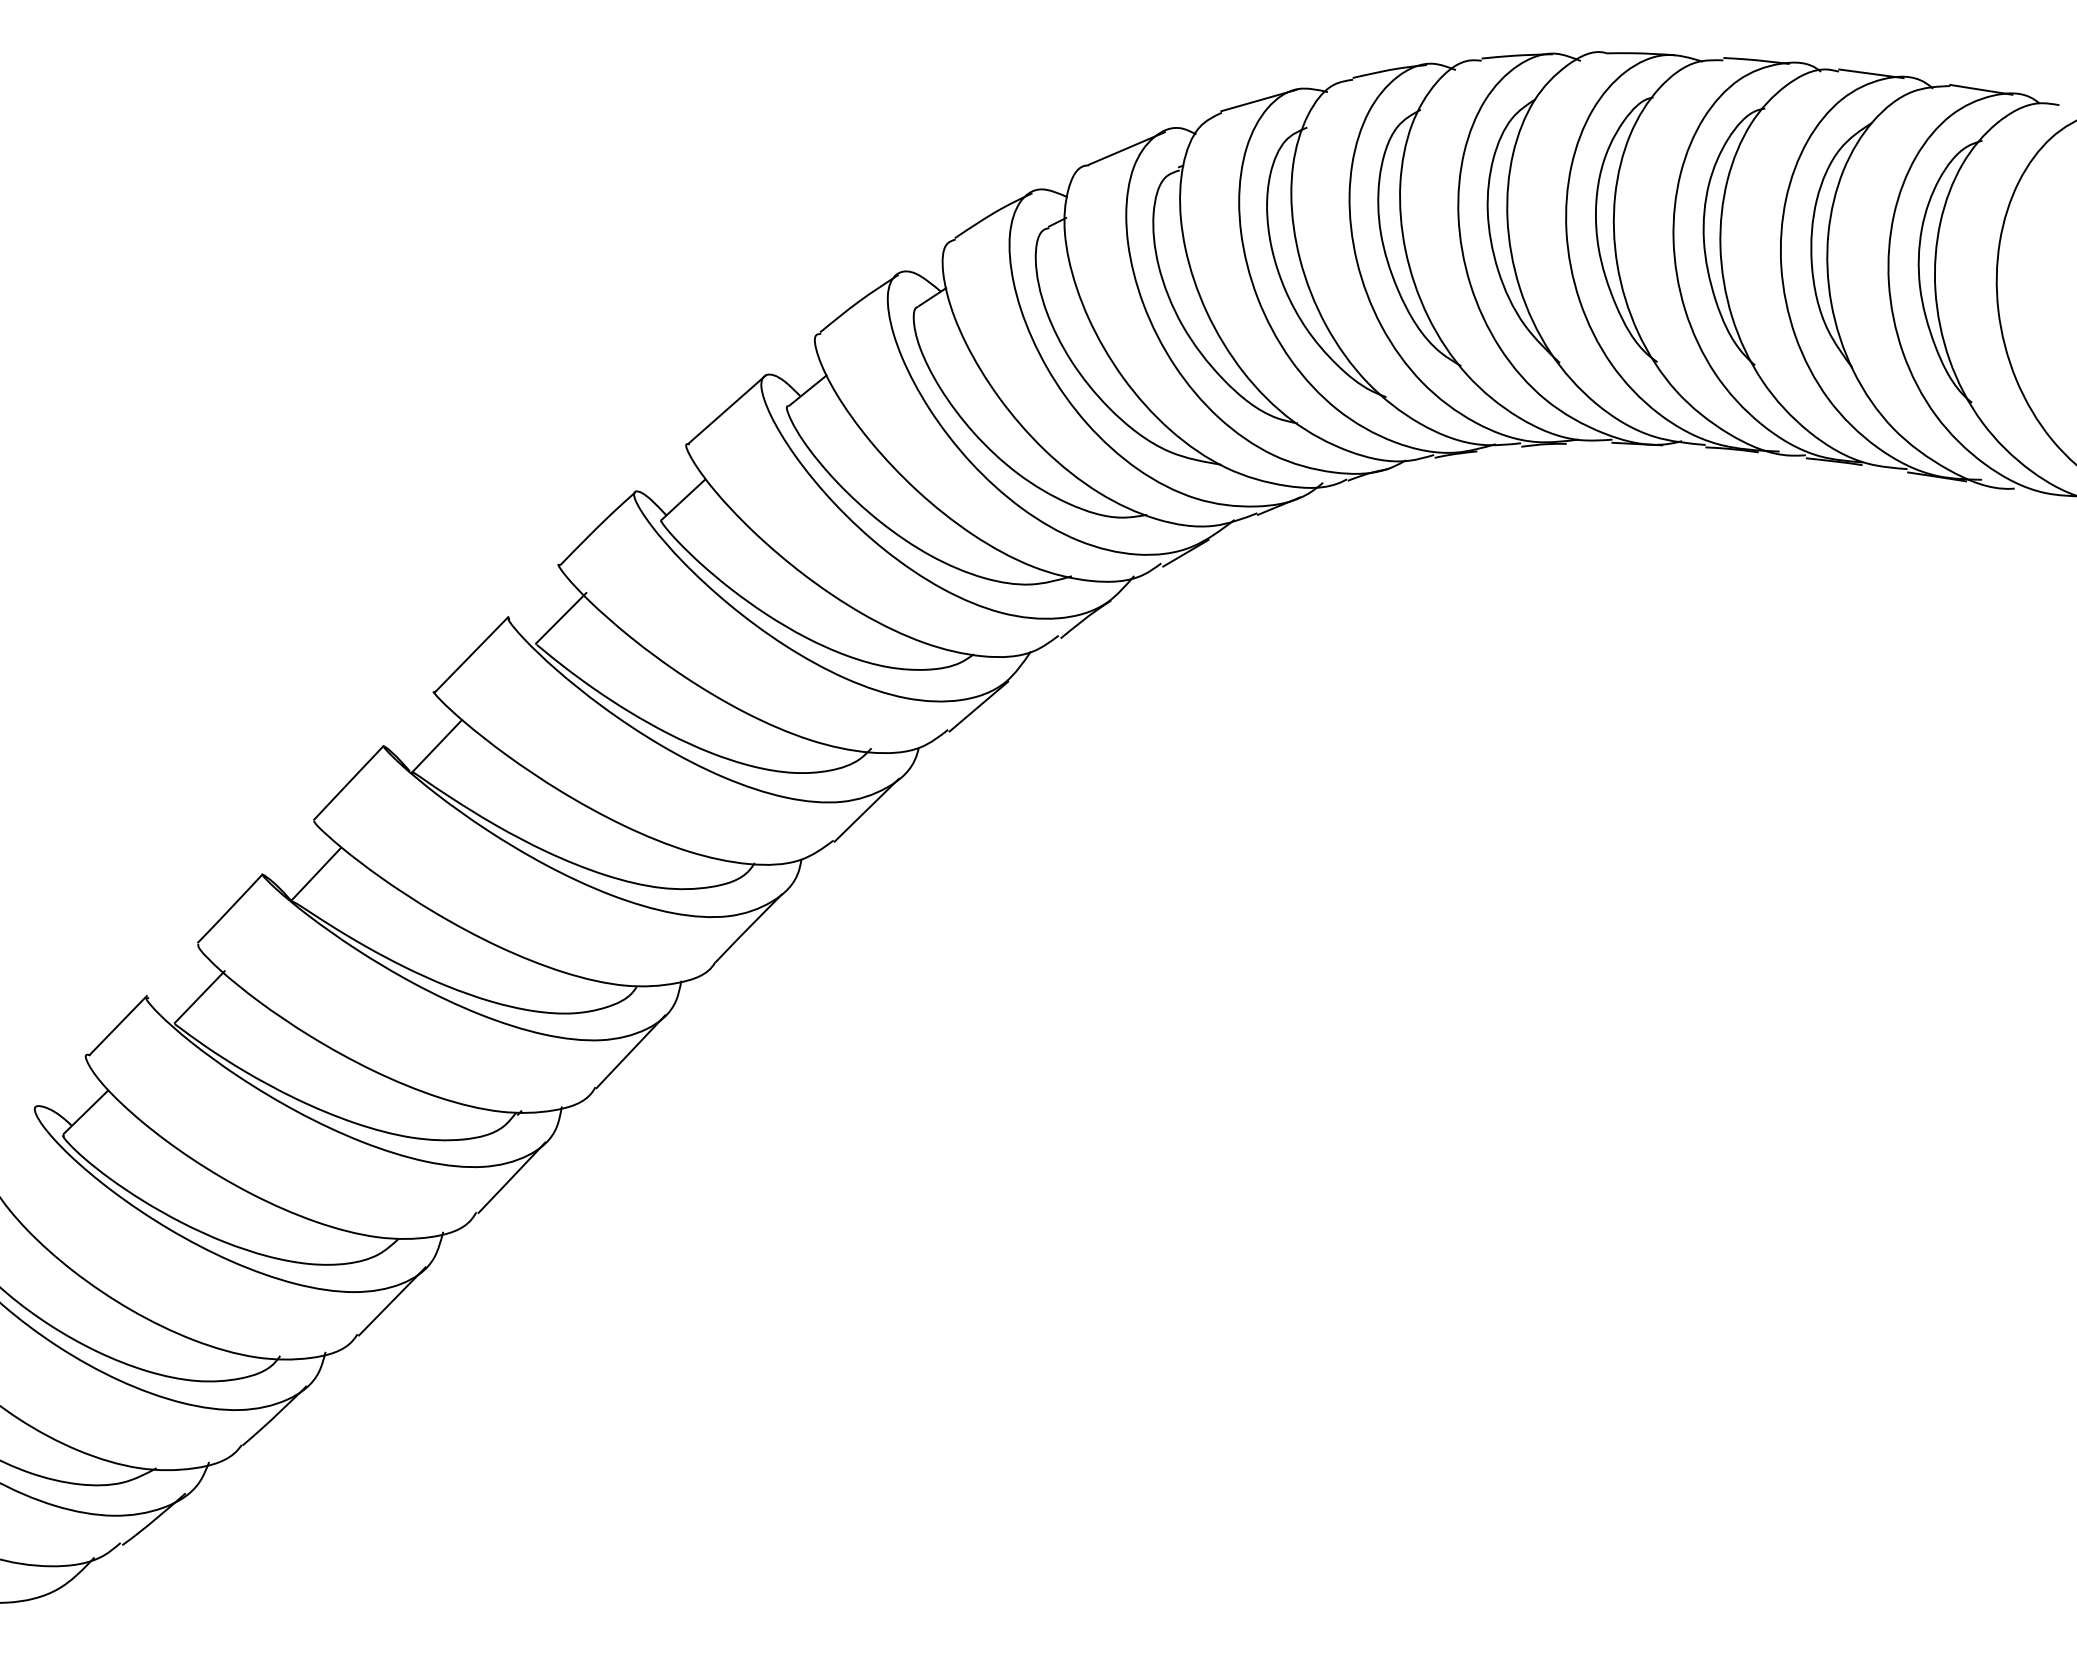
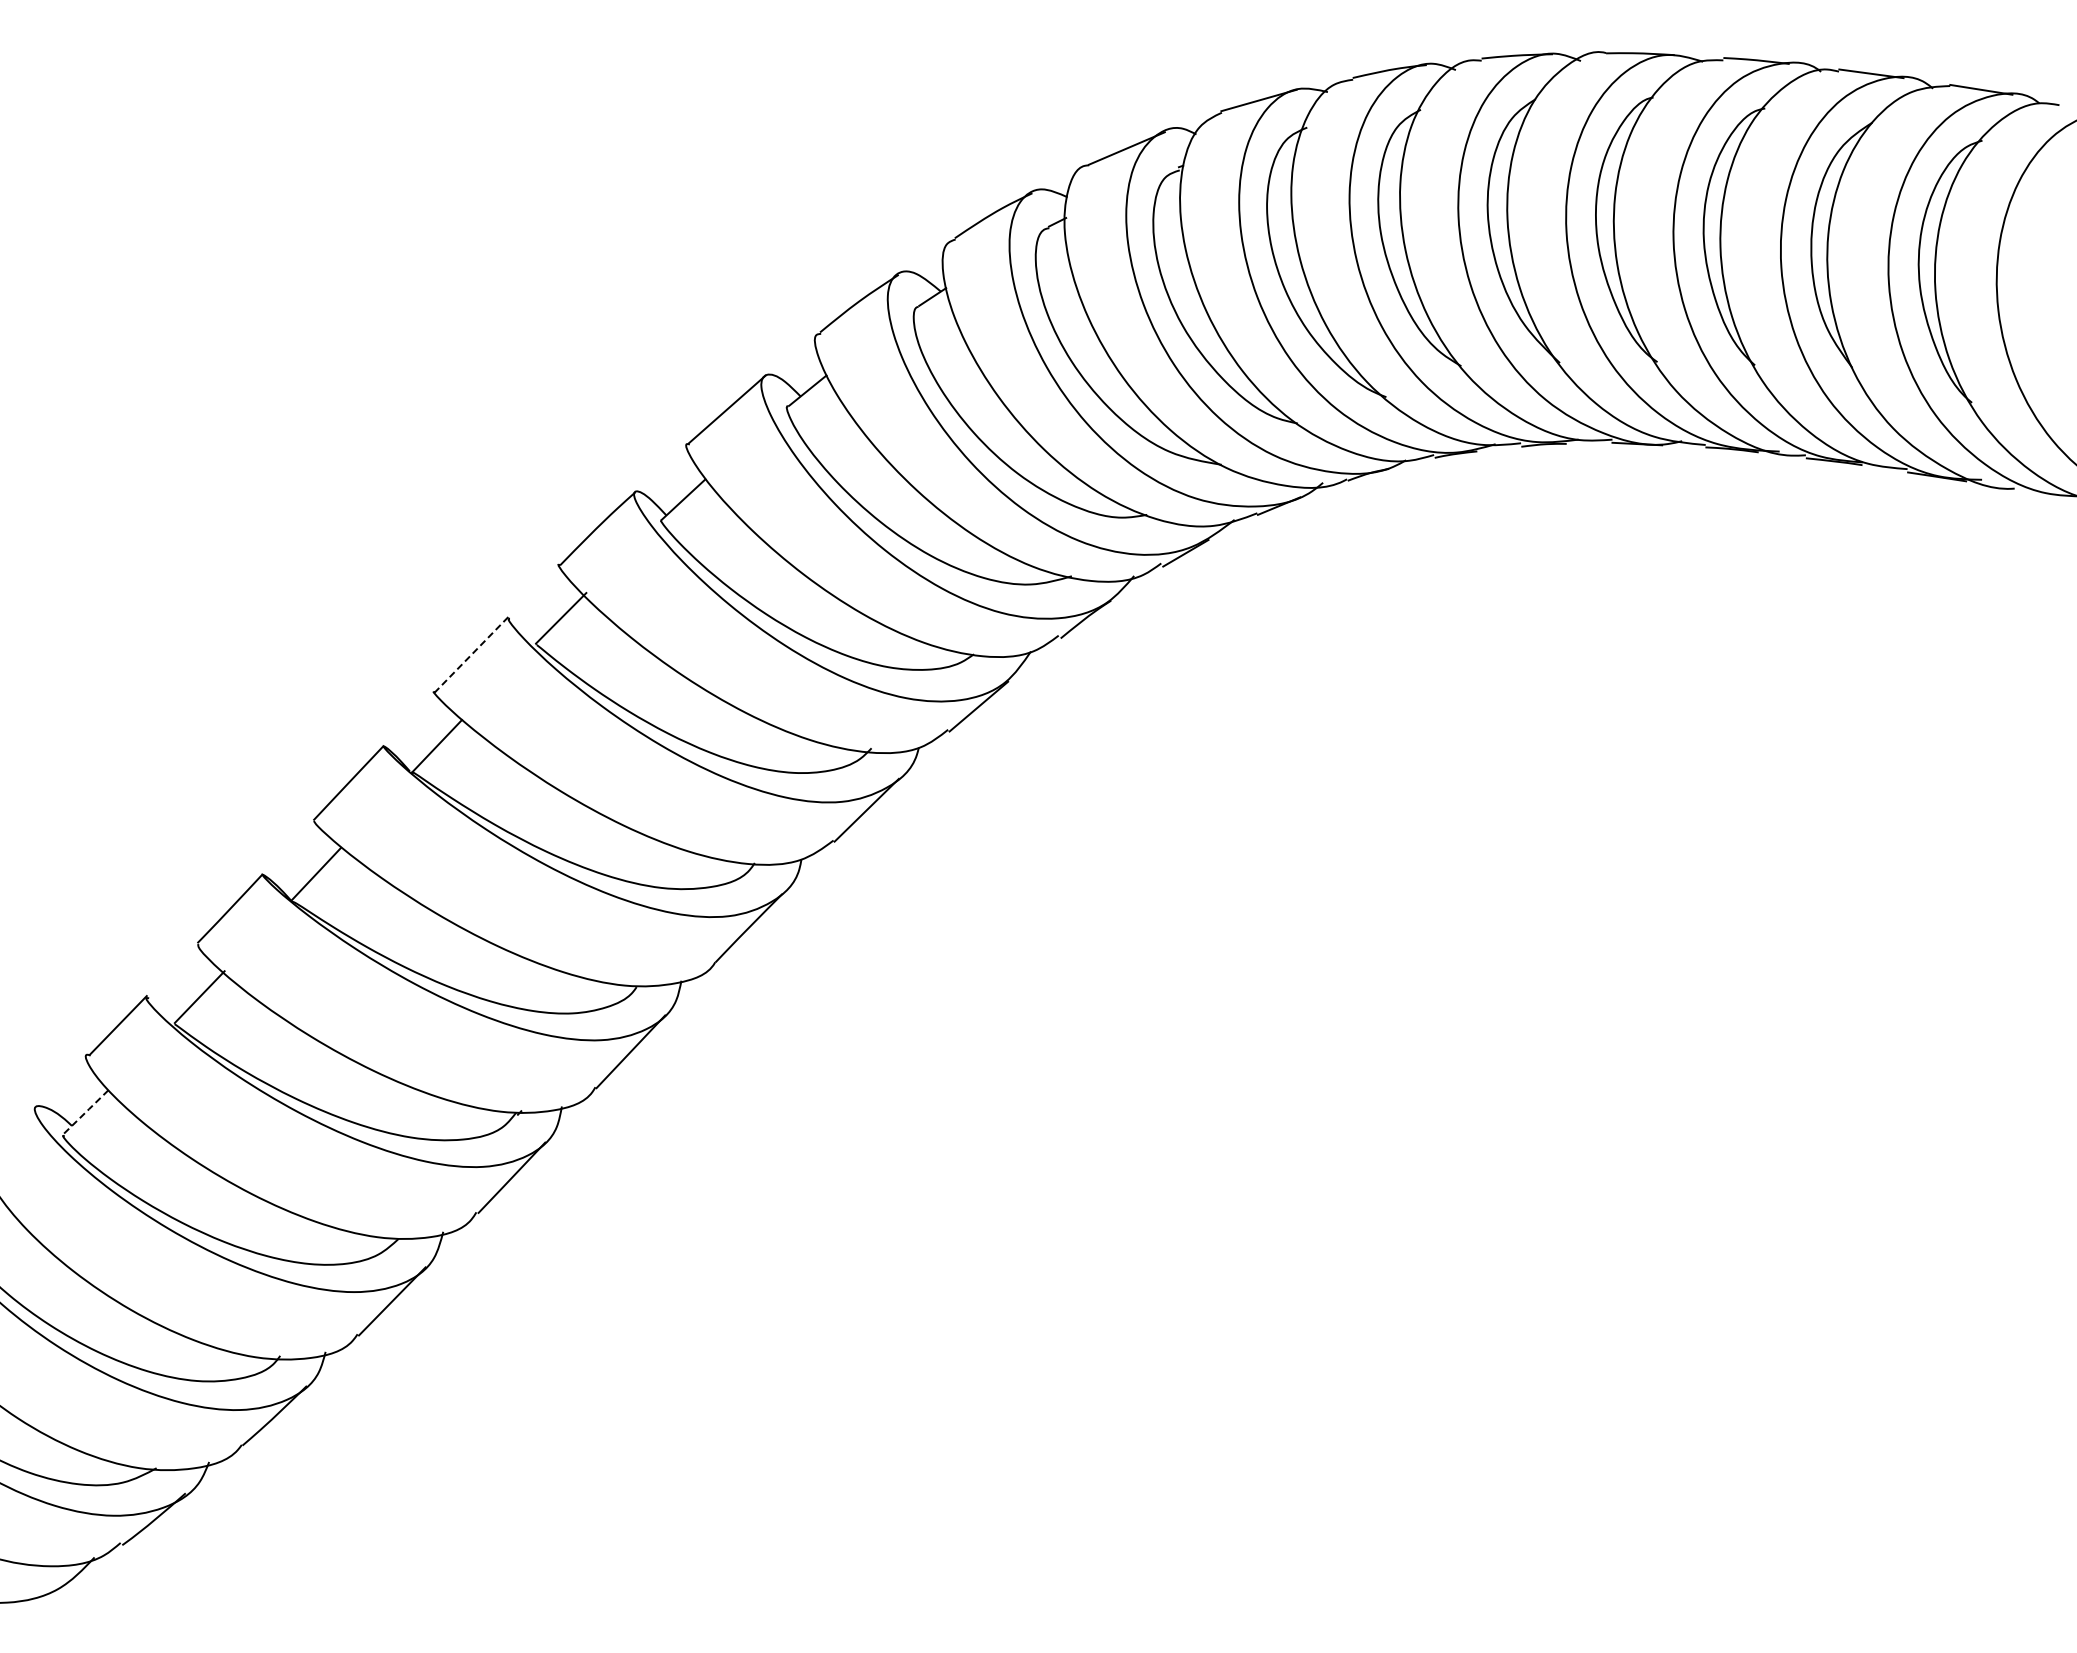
line: solid -> dashed (471, 654)
line: solid -> dashed (86, 1111)
